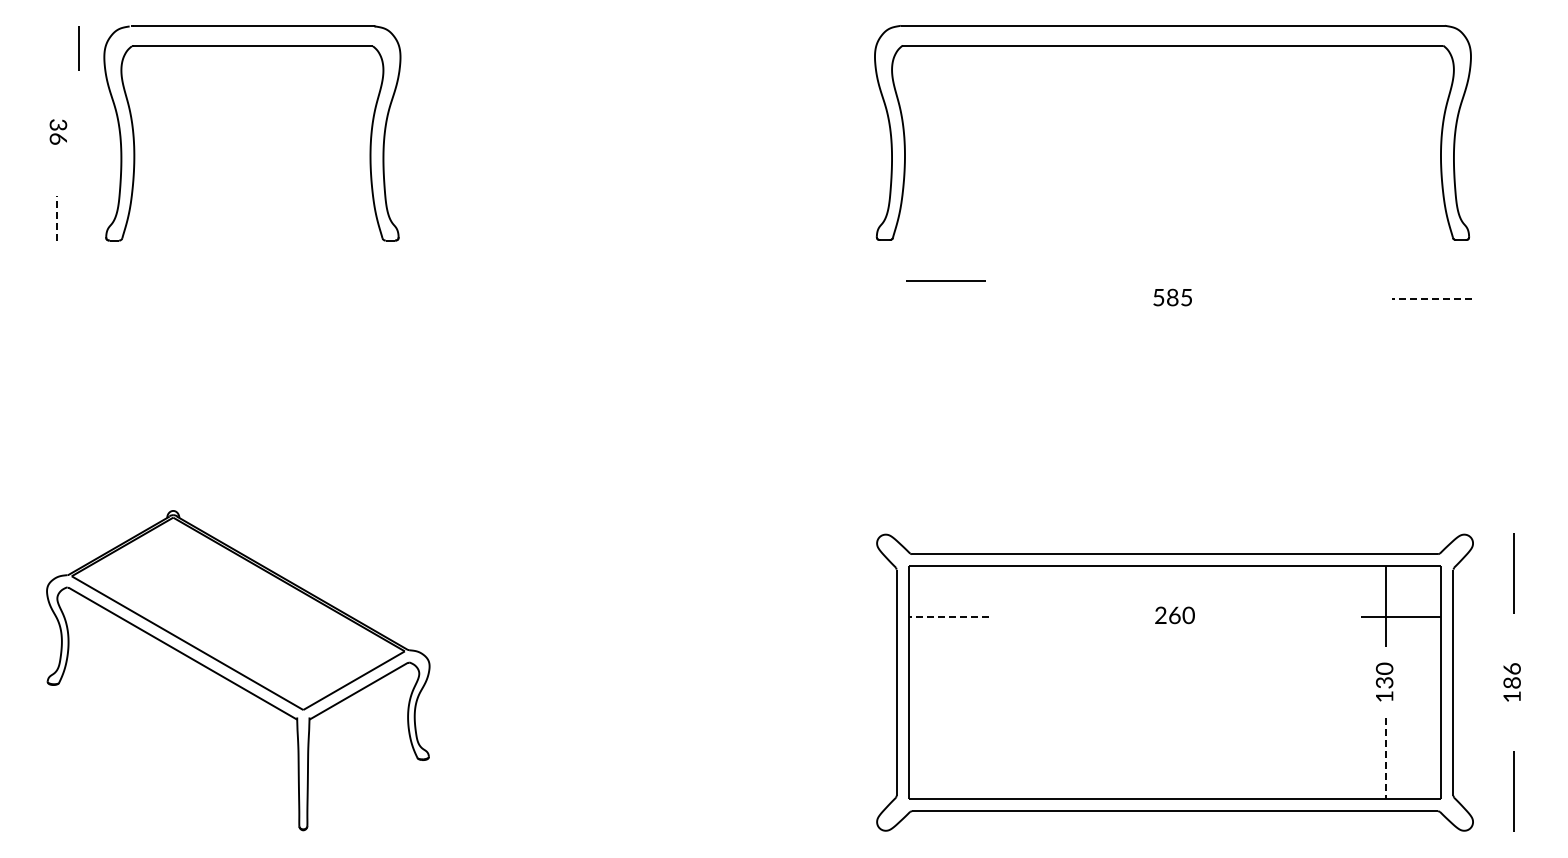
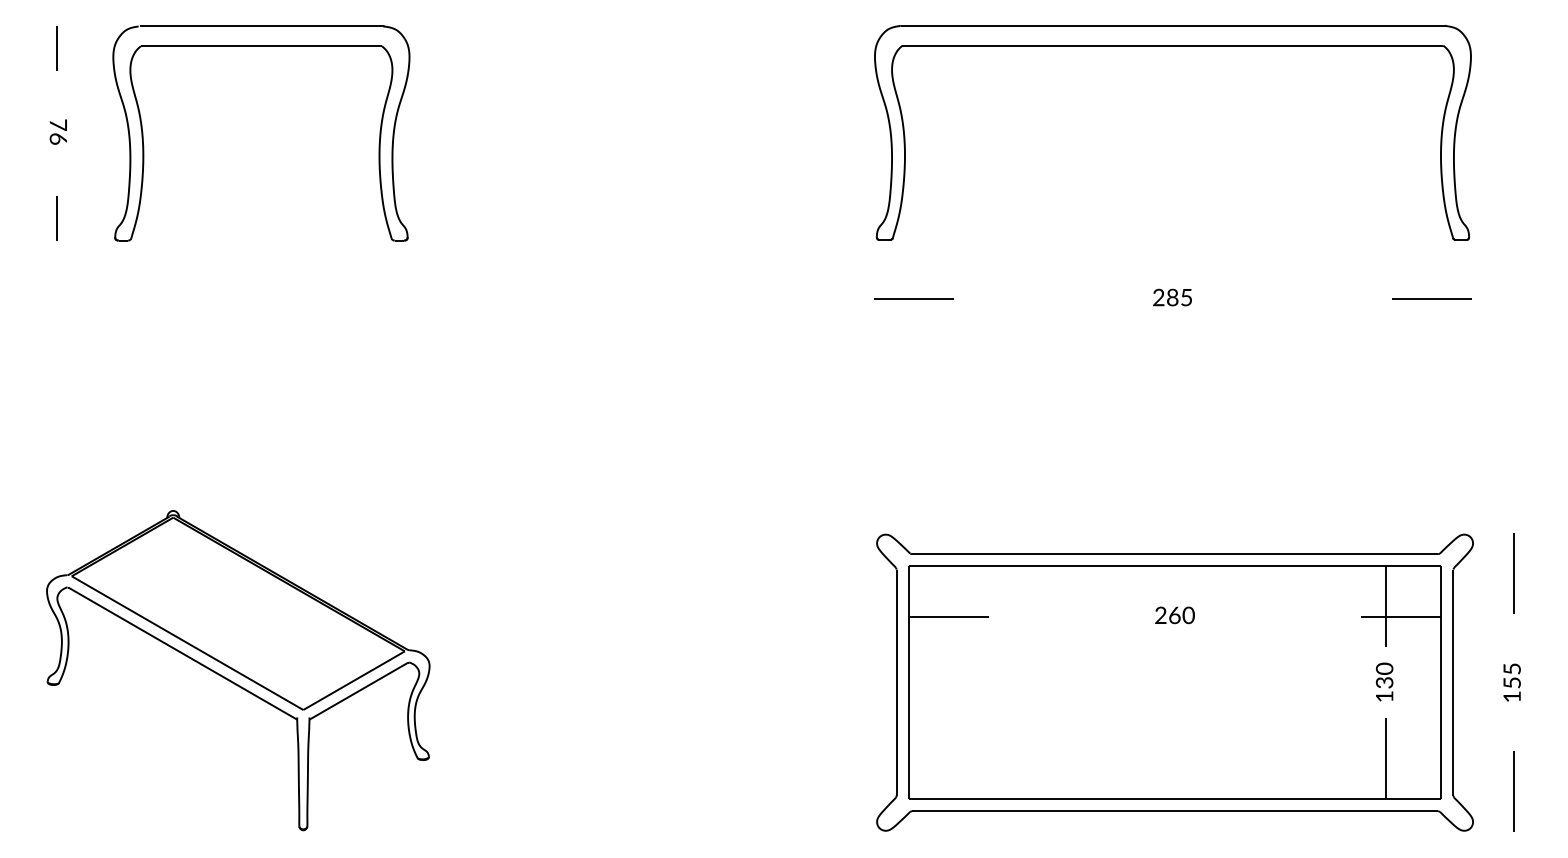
part position: (252, 46) -> (261, 46) (261, 46)
line position: (78, 48) -> (56, 48) (56, 48)
text: 36 -> 76 (58, 124)
line: dashed -> solid (56, 217)
line position: (945, 280) -> (913, 298) (913, 298)
text: 585 -> 285 (1158, 297)
line: dashed -> solid (1431, 299)
line: dashed -> solid (948, 617)
text: 186 -> 155 (1511, 675)
line: dashed -> solid (1386, 759)
